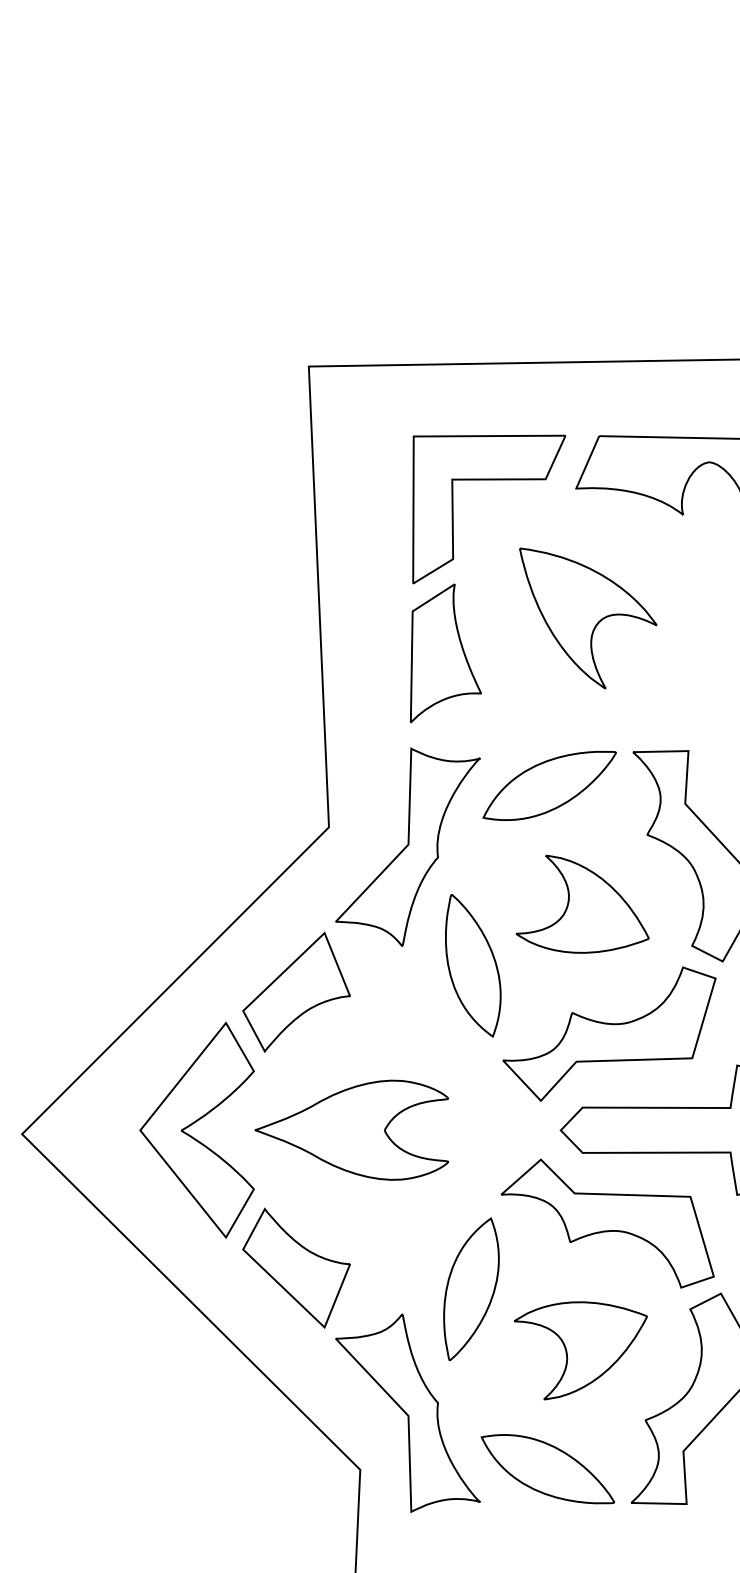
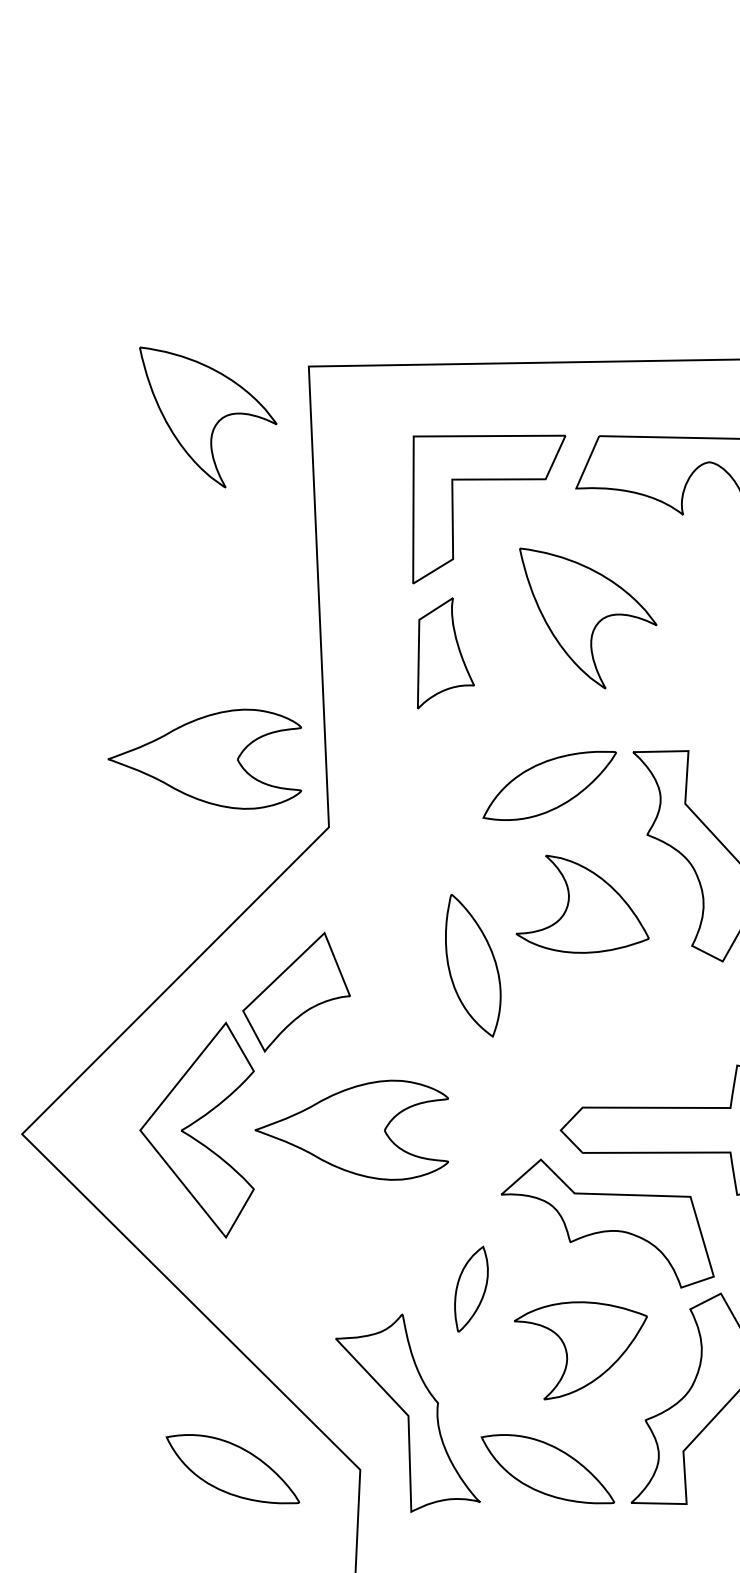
part: none -> present (208, 417)
part size: 72x141 px -> 58x113 px (445, 653)
part: none -> present (204, 758)
part: present -> none (407, 846)
part: present -> none (609, 1033)
part: present -> none (296, 1267)
part size: 57x145 px -> 35x88 px (471, 1288)
part: none -> present (232, 1469)
